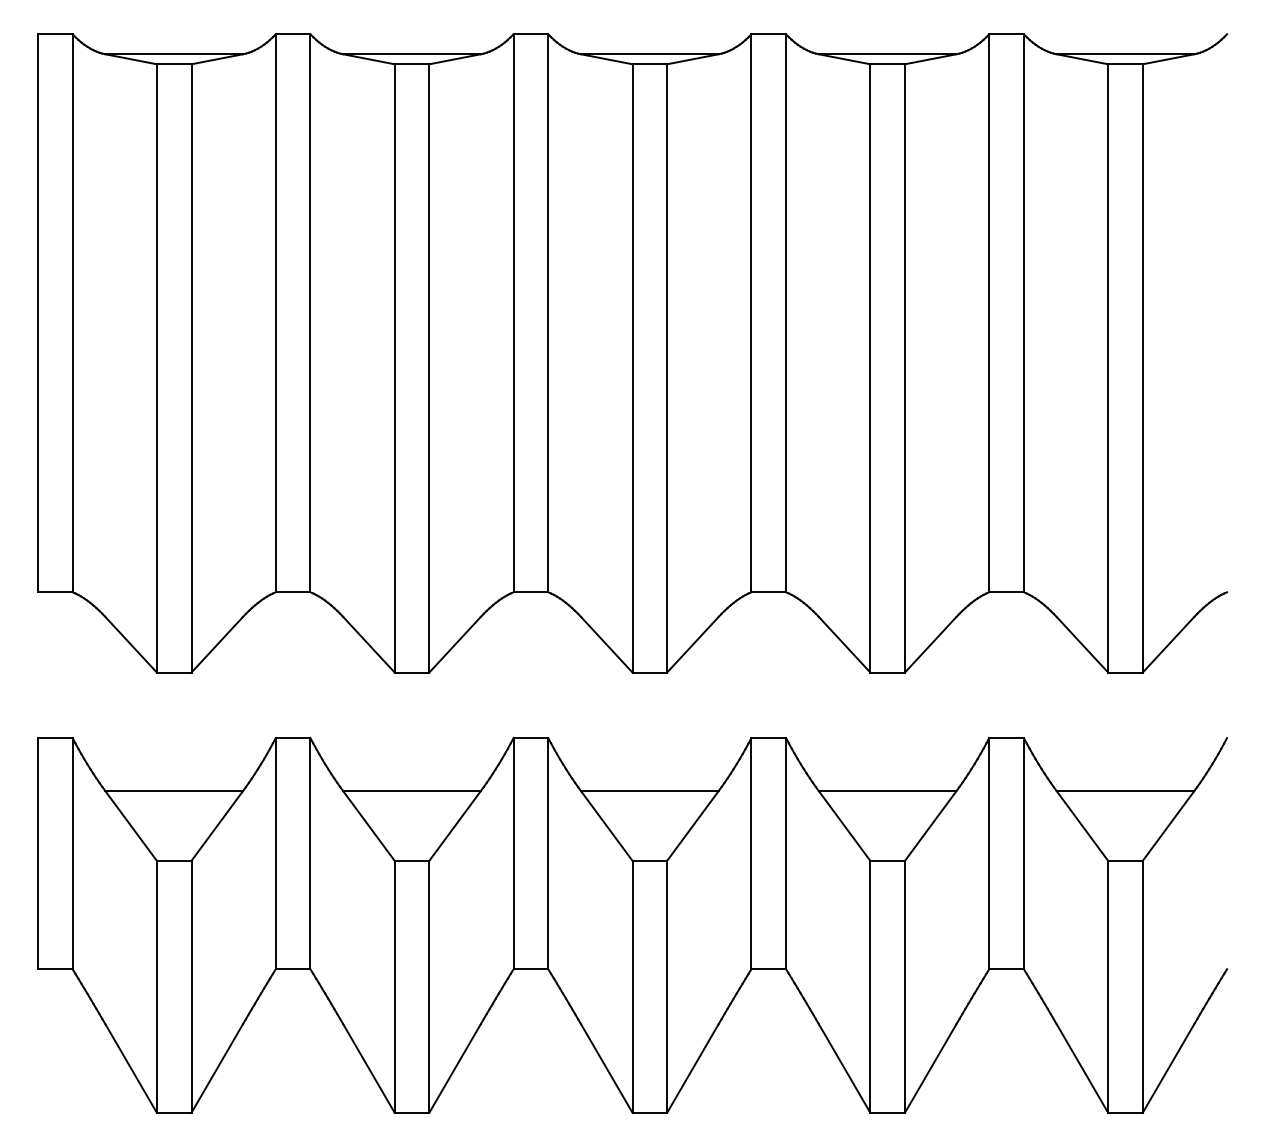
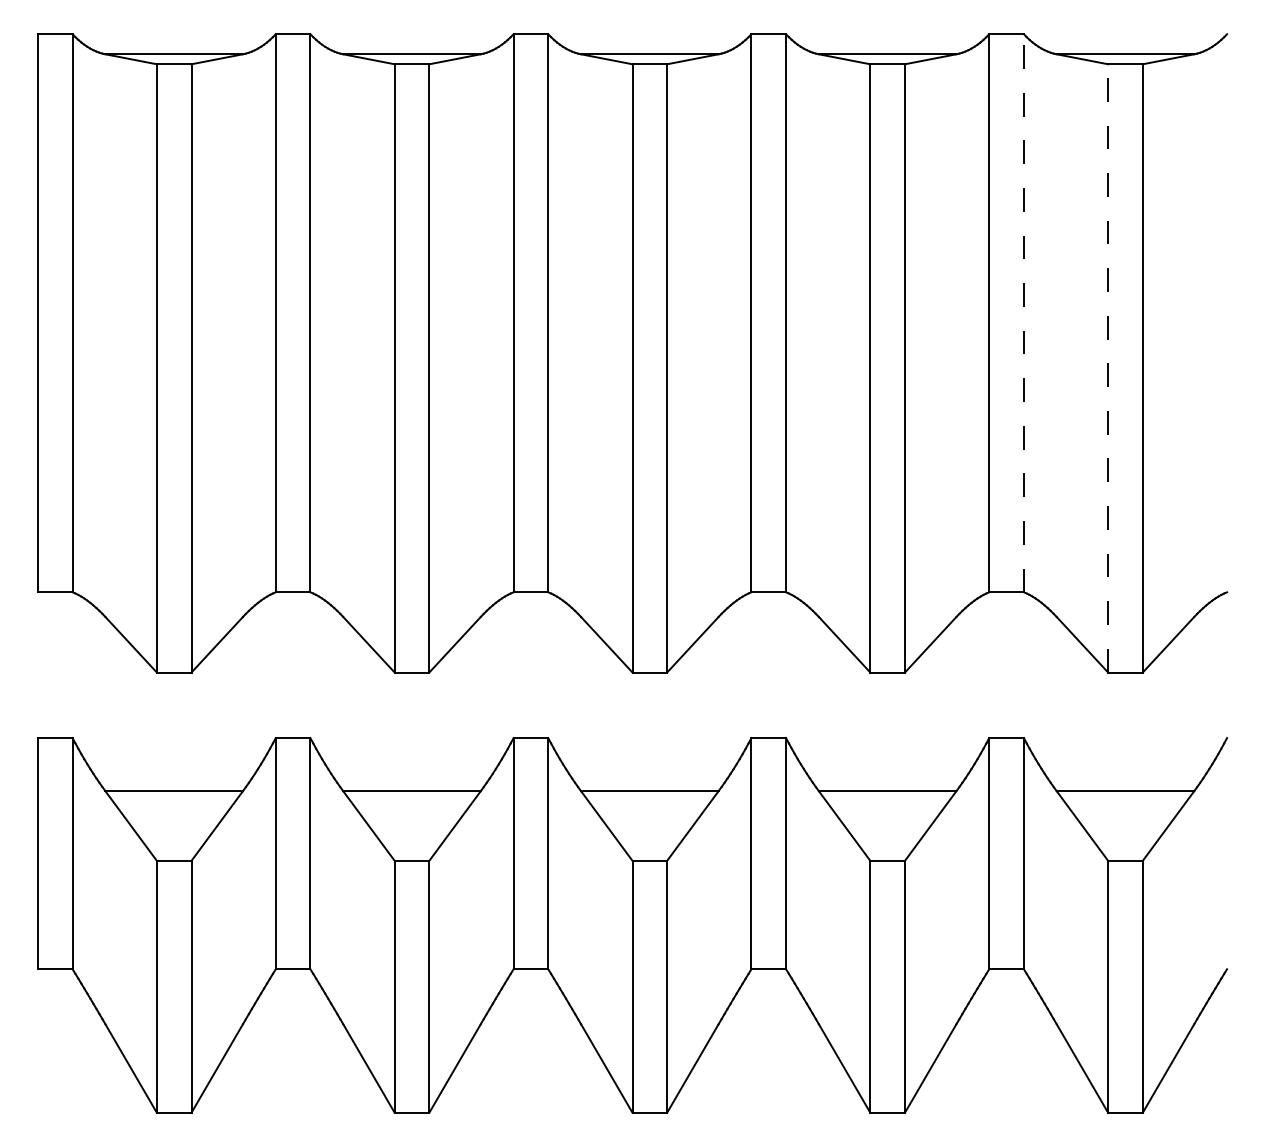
line: solid -> dashed (1023, 312)
line: solid -> dashed (1108, 367)
